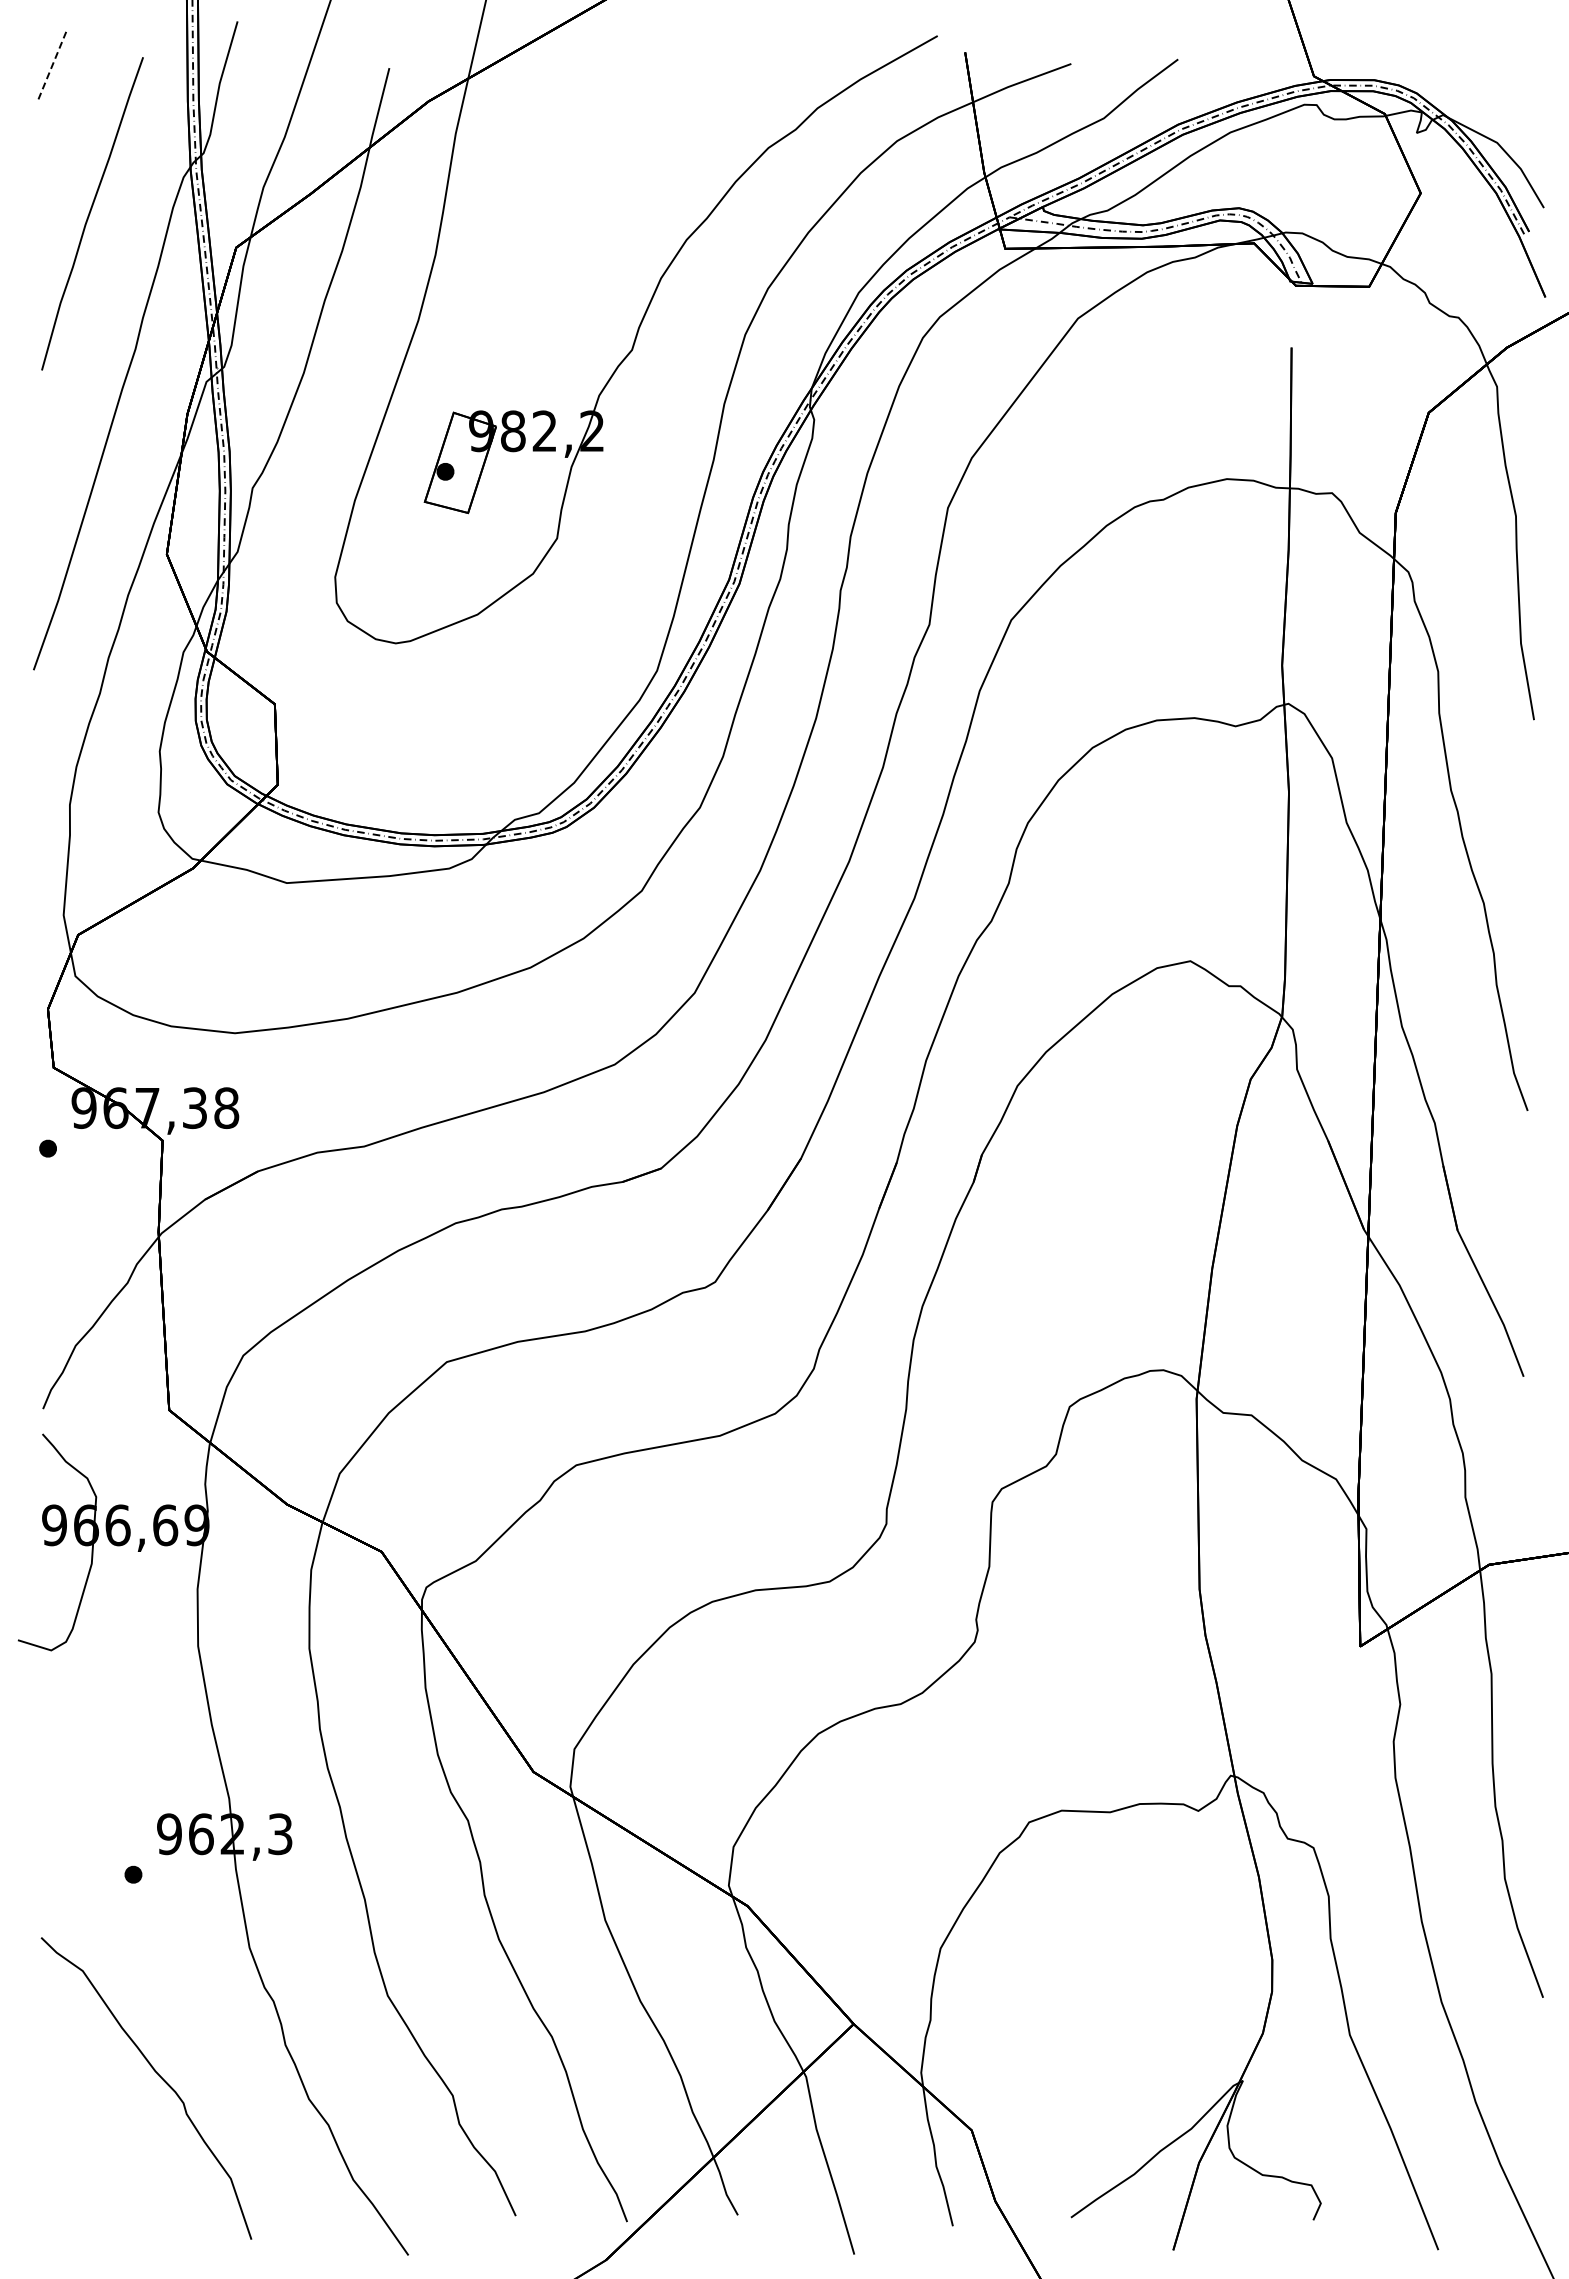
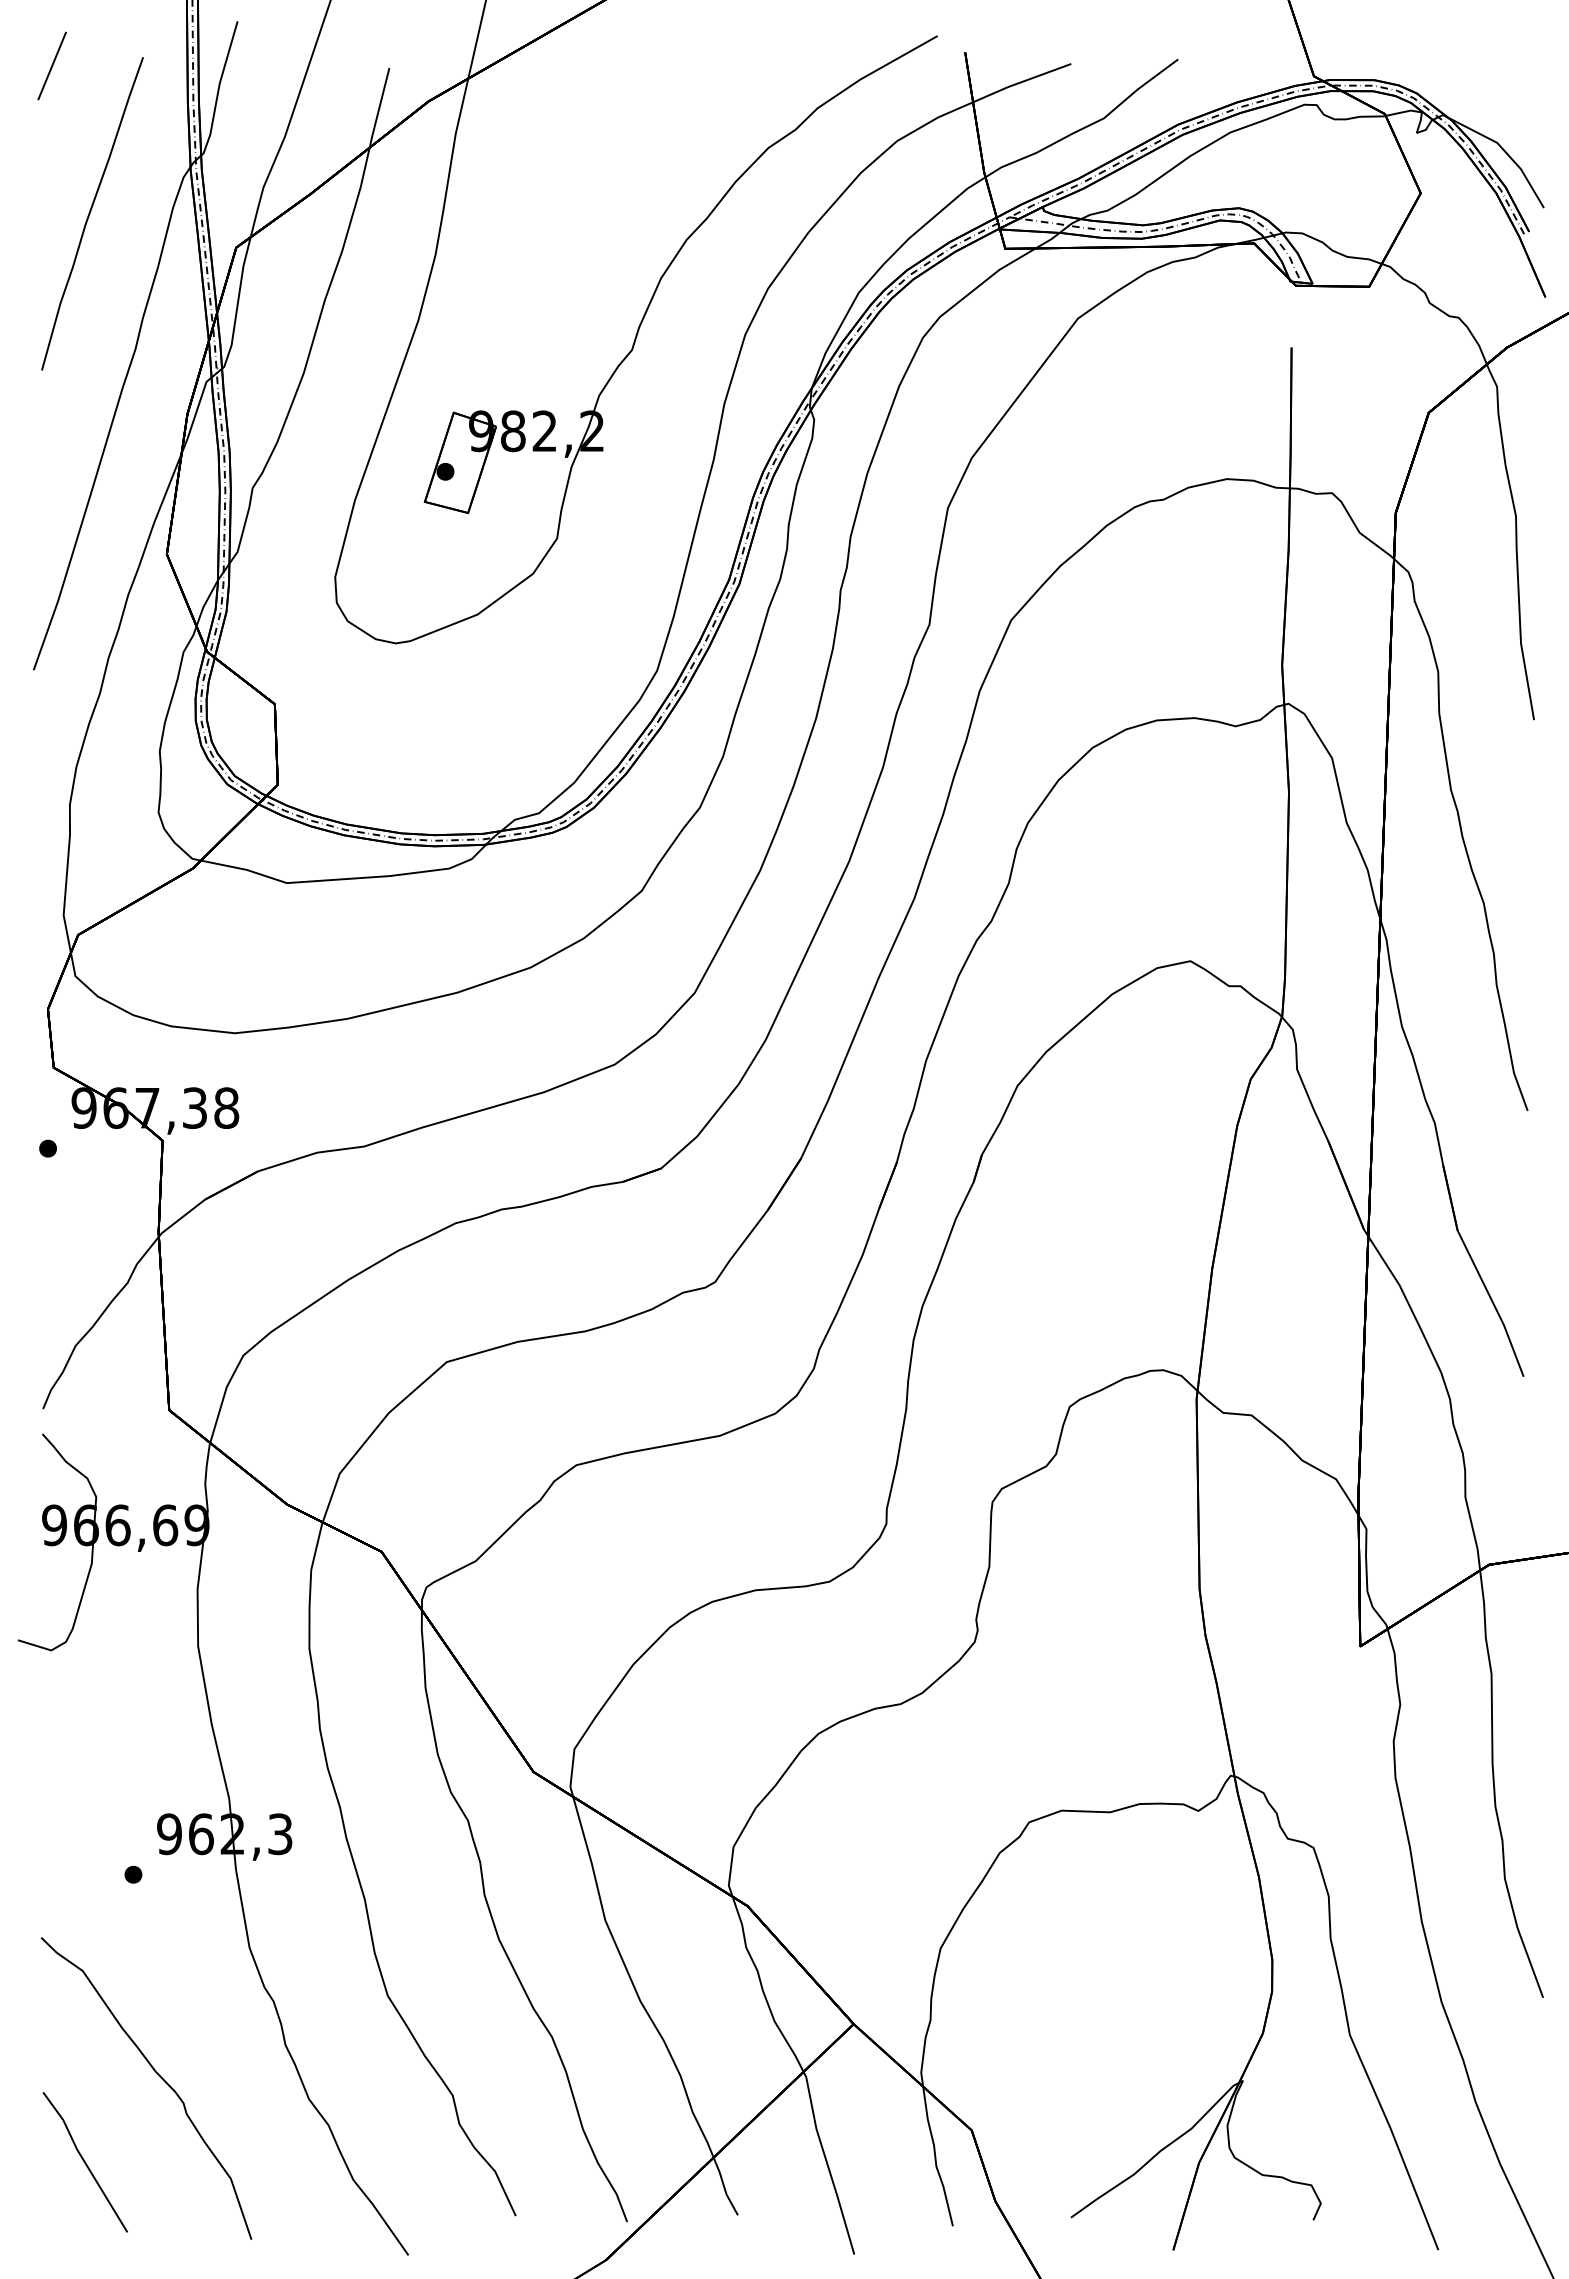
line: dashed -> solid (52, 66)
line: none -> present (84, 2162)
